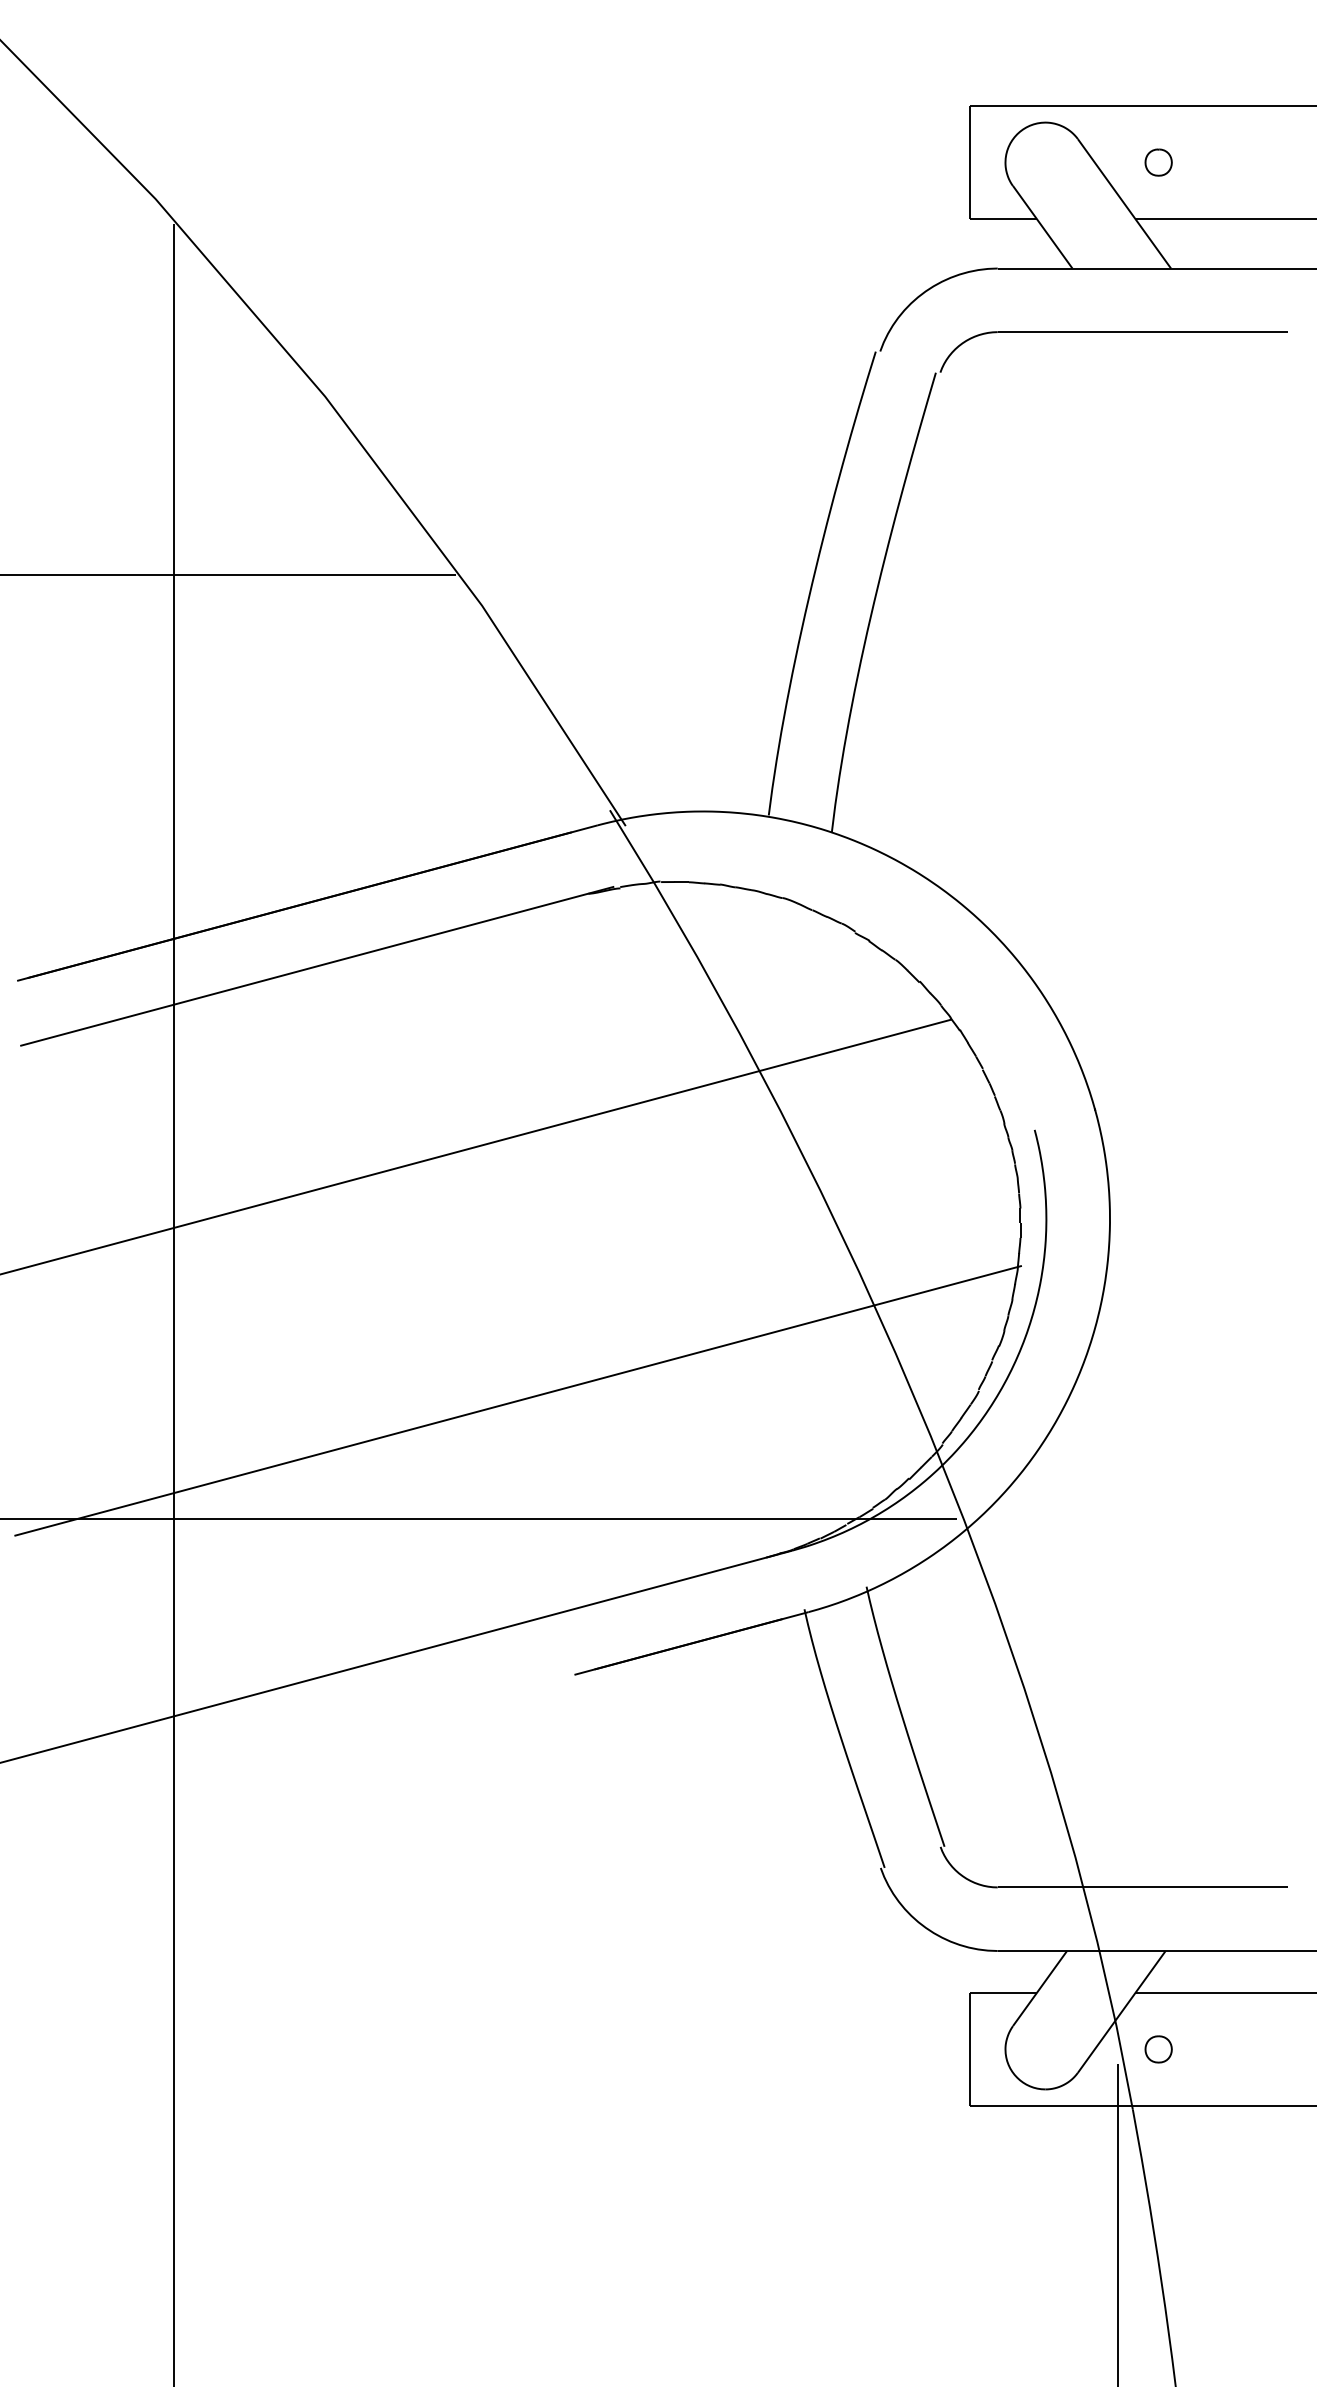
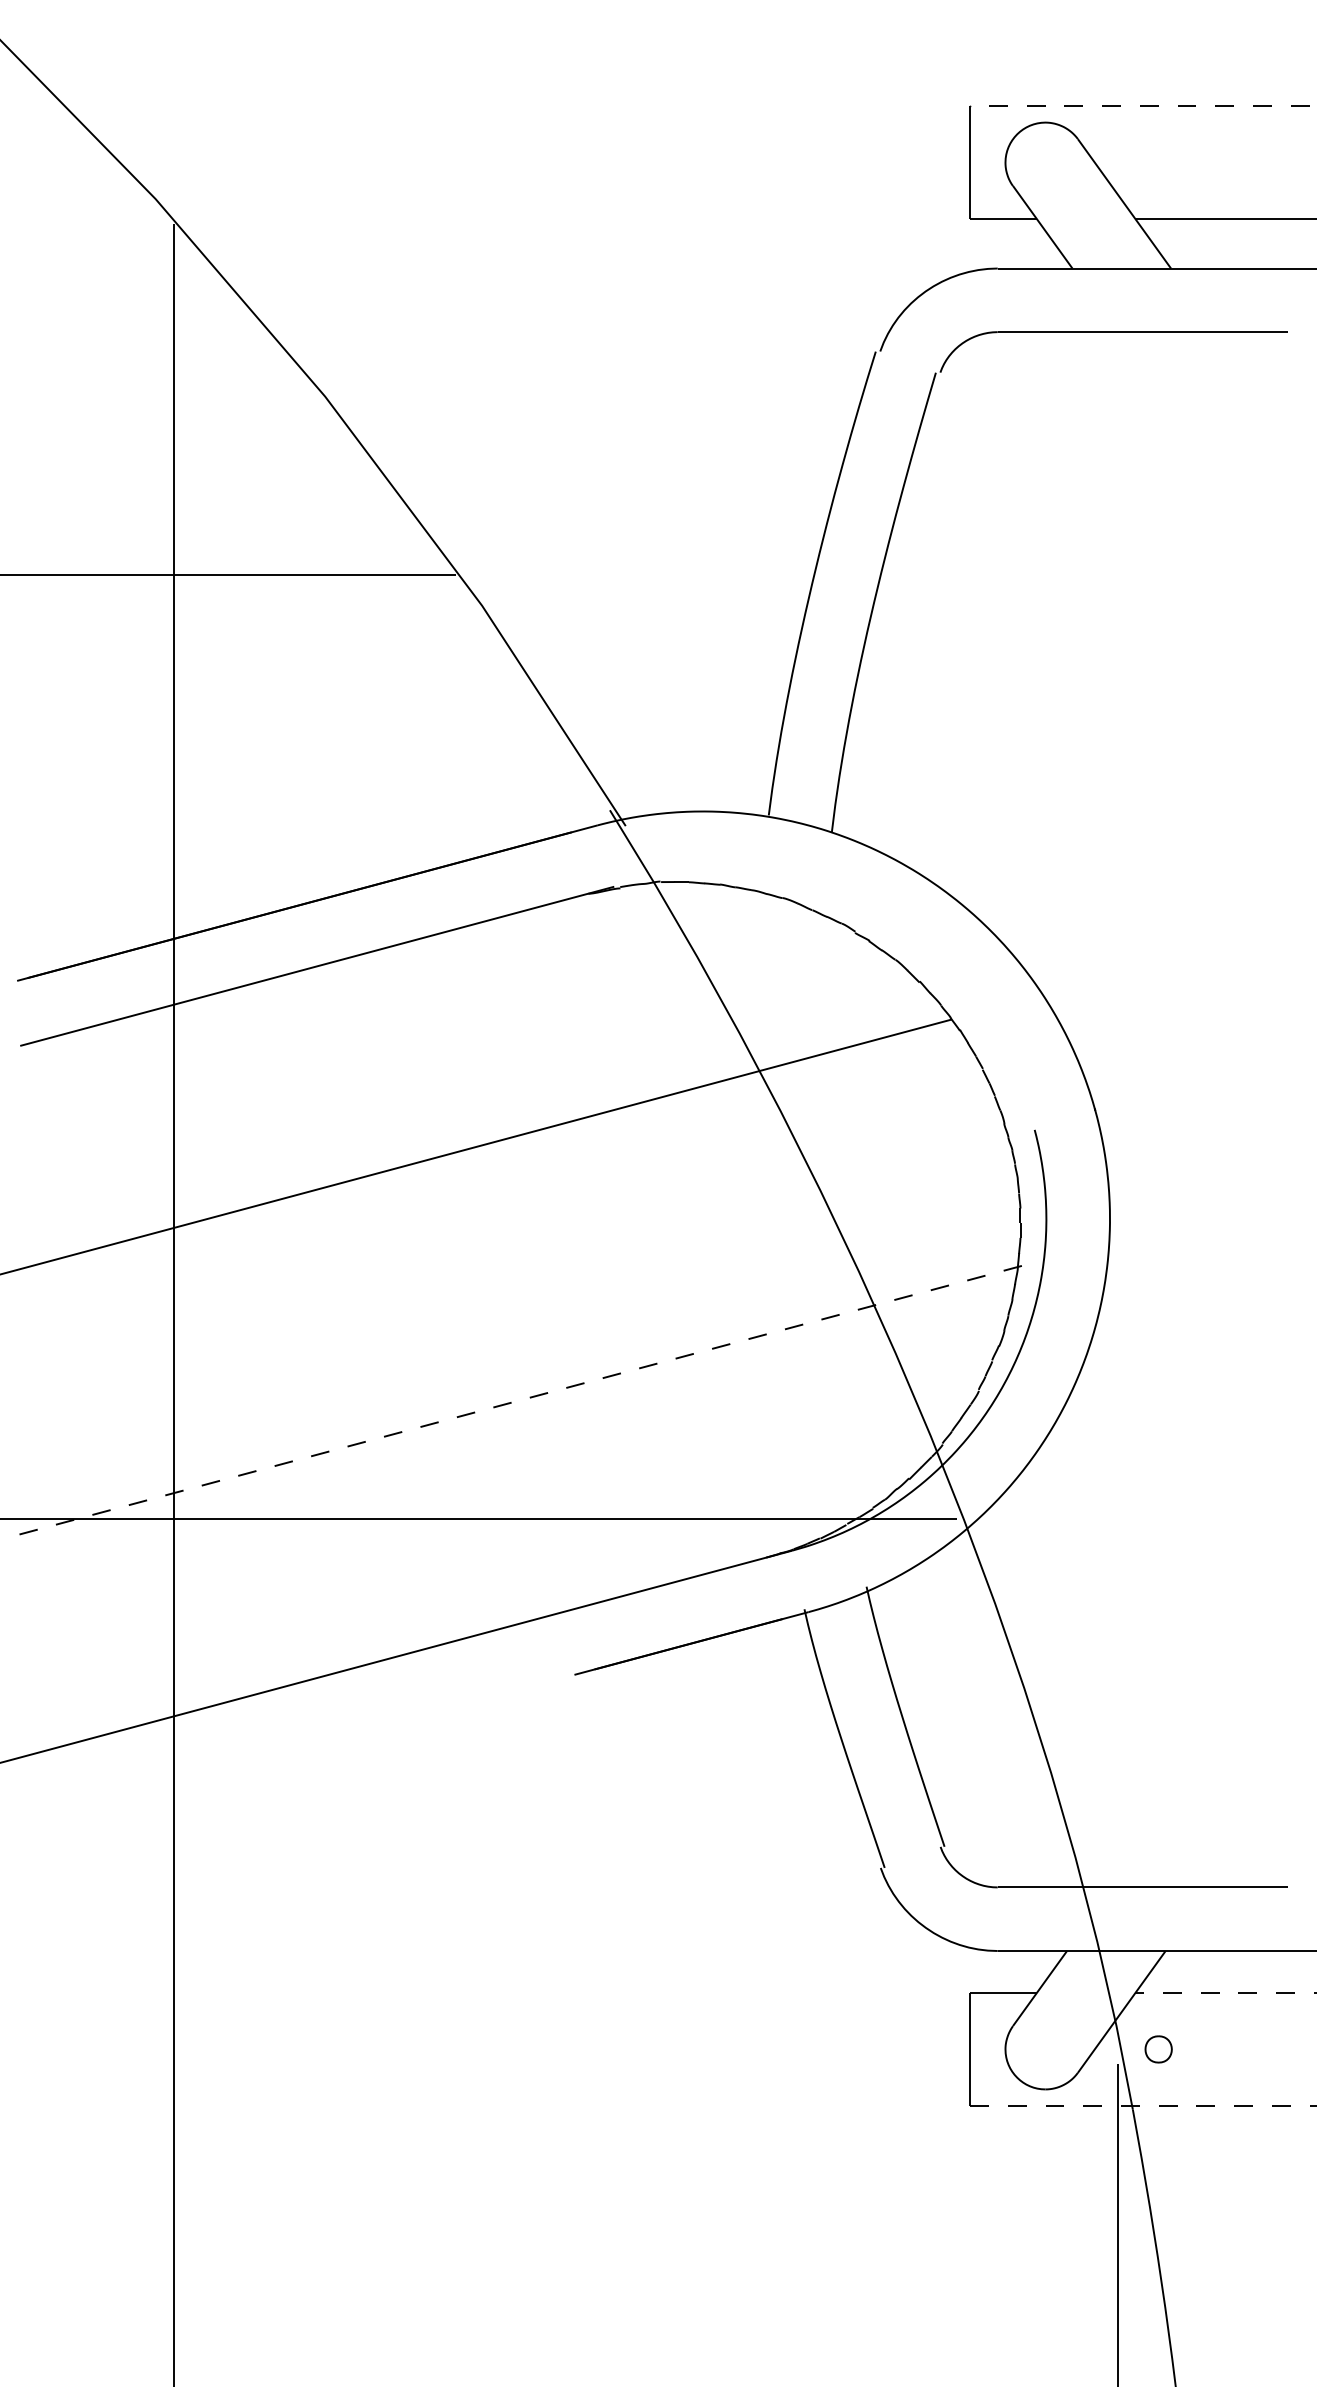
line: solid -> dashed (1142, 105)
part: present -> none (1158, 162)
line: solid -> dashed (518, 1400)
line: solid -> dashed (1225, 1992)
line: solid -> dashed (1143, 2106)
